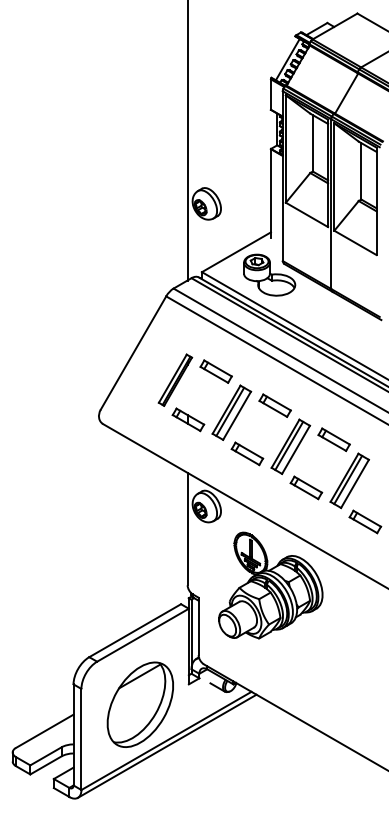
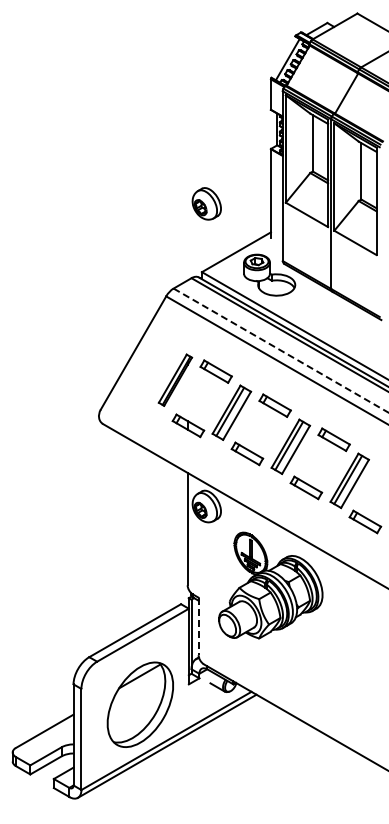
line: present -> none (187, 141)
line: solid -> dashed (280, 350)
part position: (188, 419) -> (188, 425) (188, 425)
line: solid -> dashed (198, 626)
